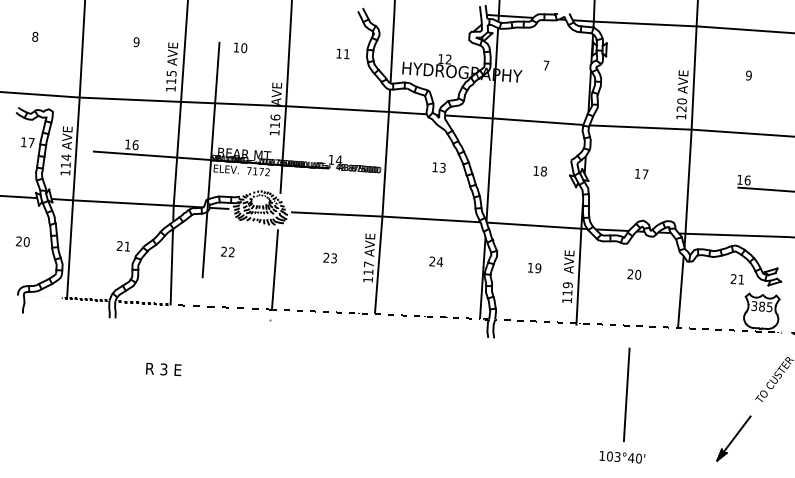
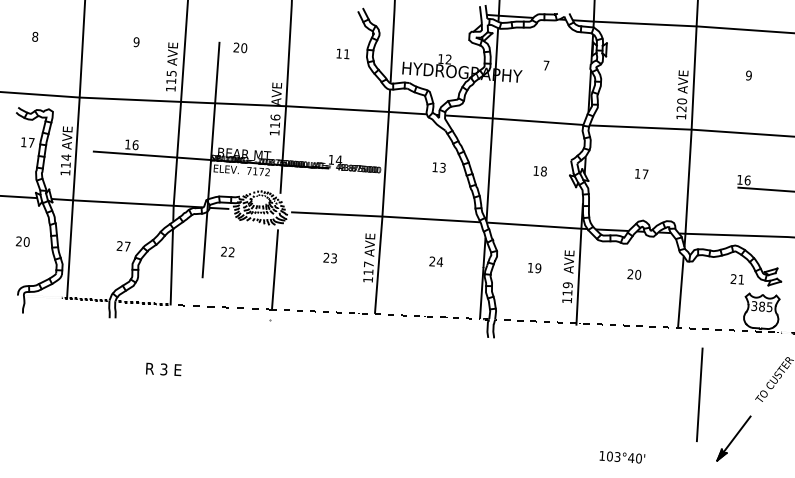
text: 10 -> 20 (236, 47)
text: 21 -> 27 (127, 246)
line position: (626, 394) -> (699, 394) (699, 394)
